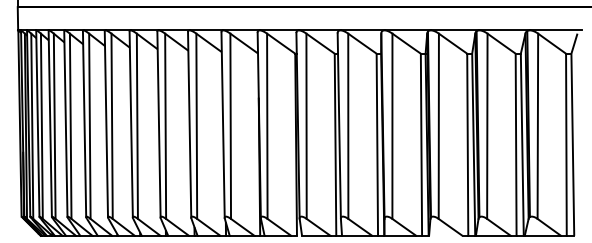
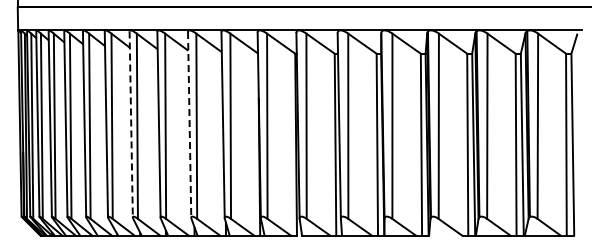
line: solid -> dashed (131, 124)
line: solid -> dashed (189, 124)
